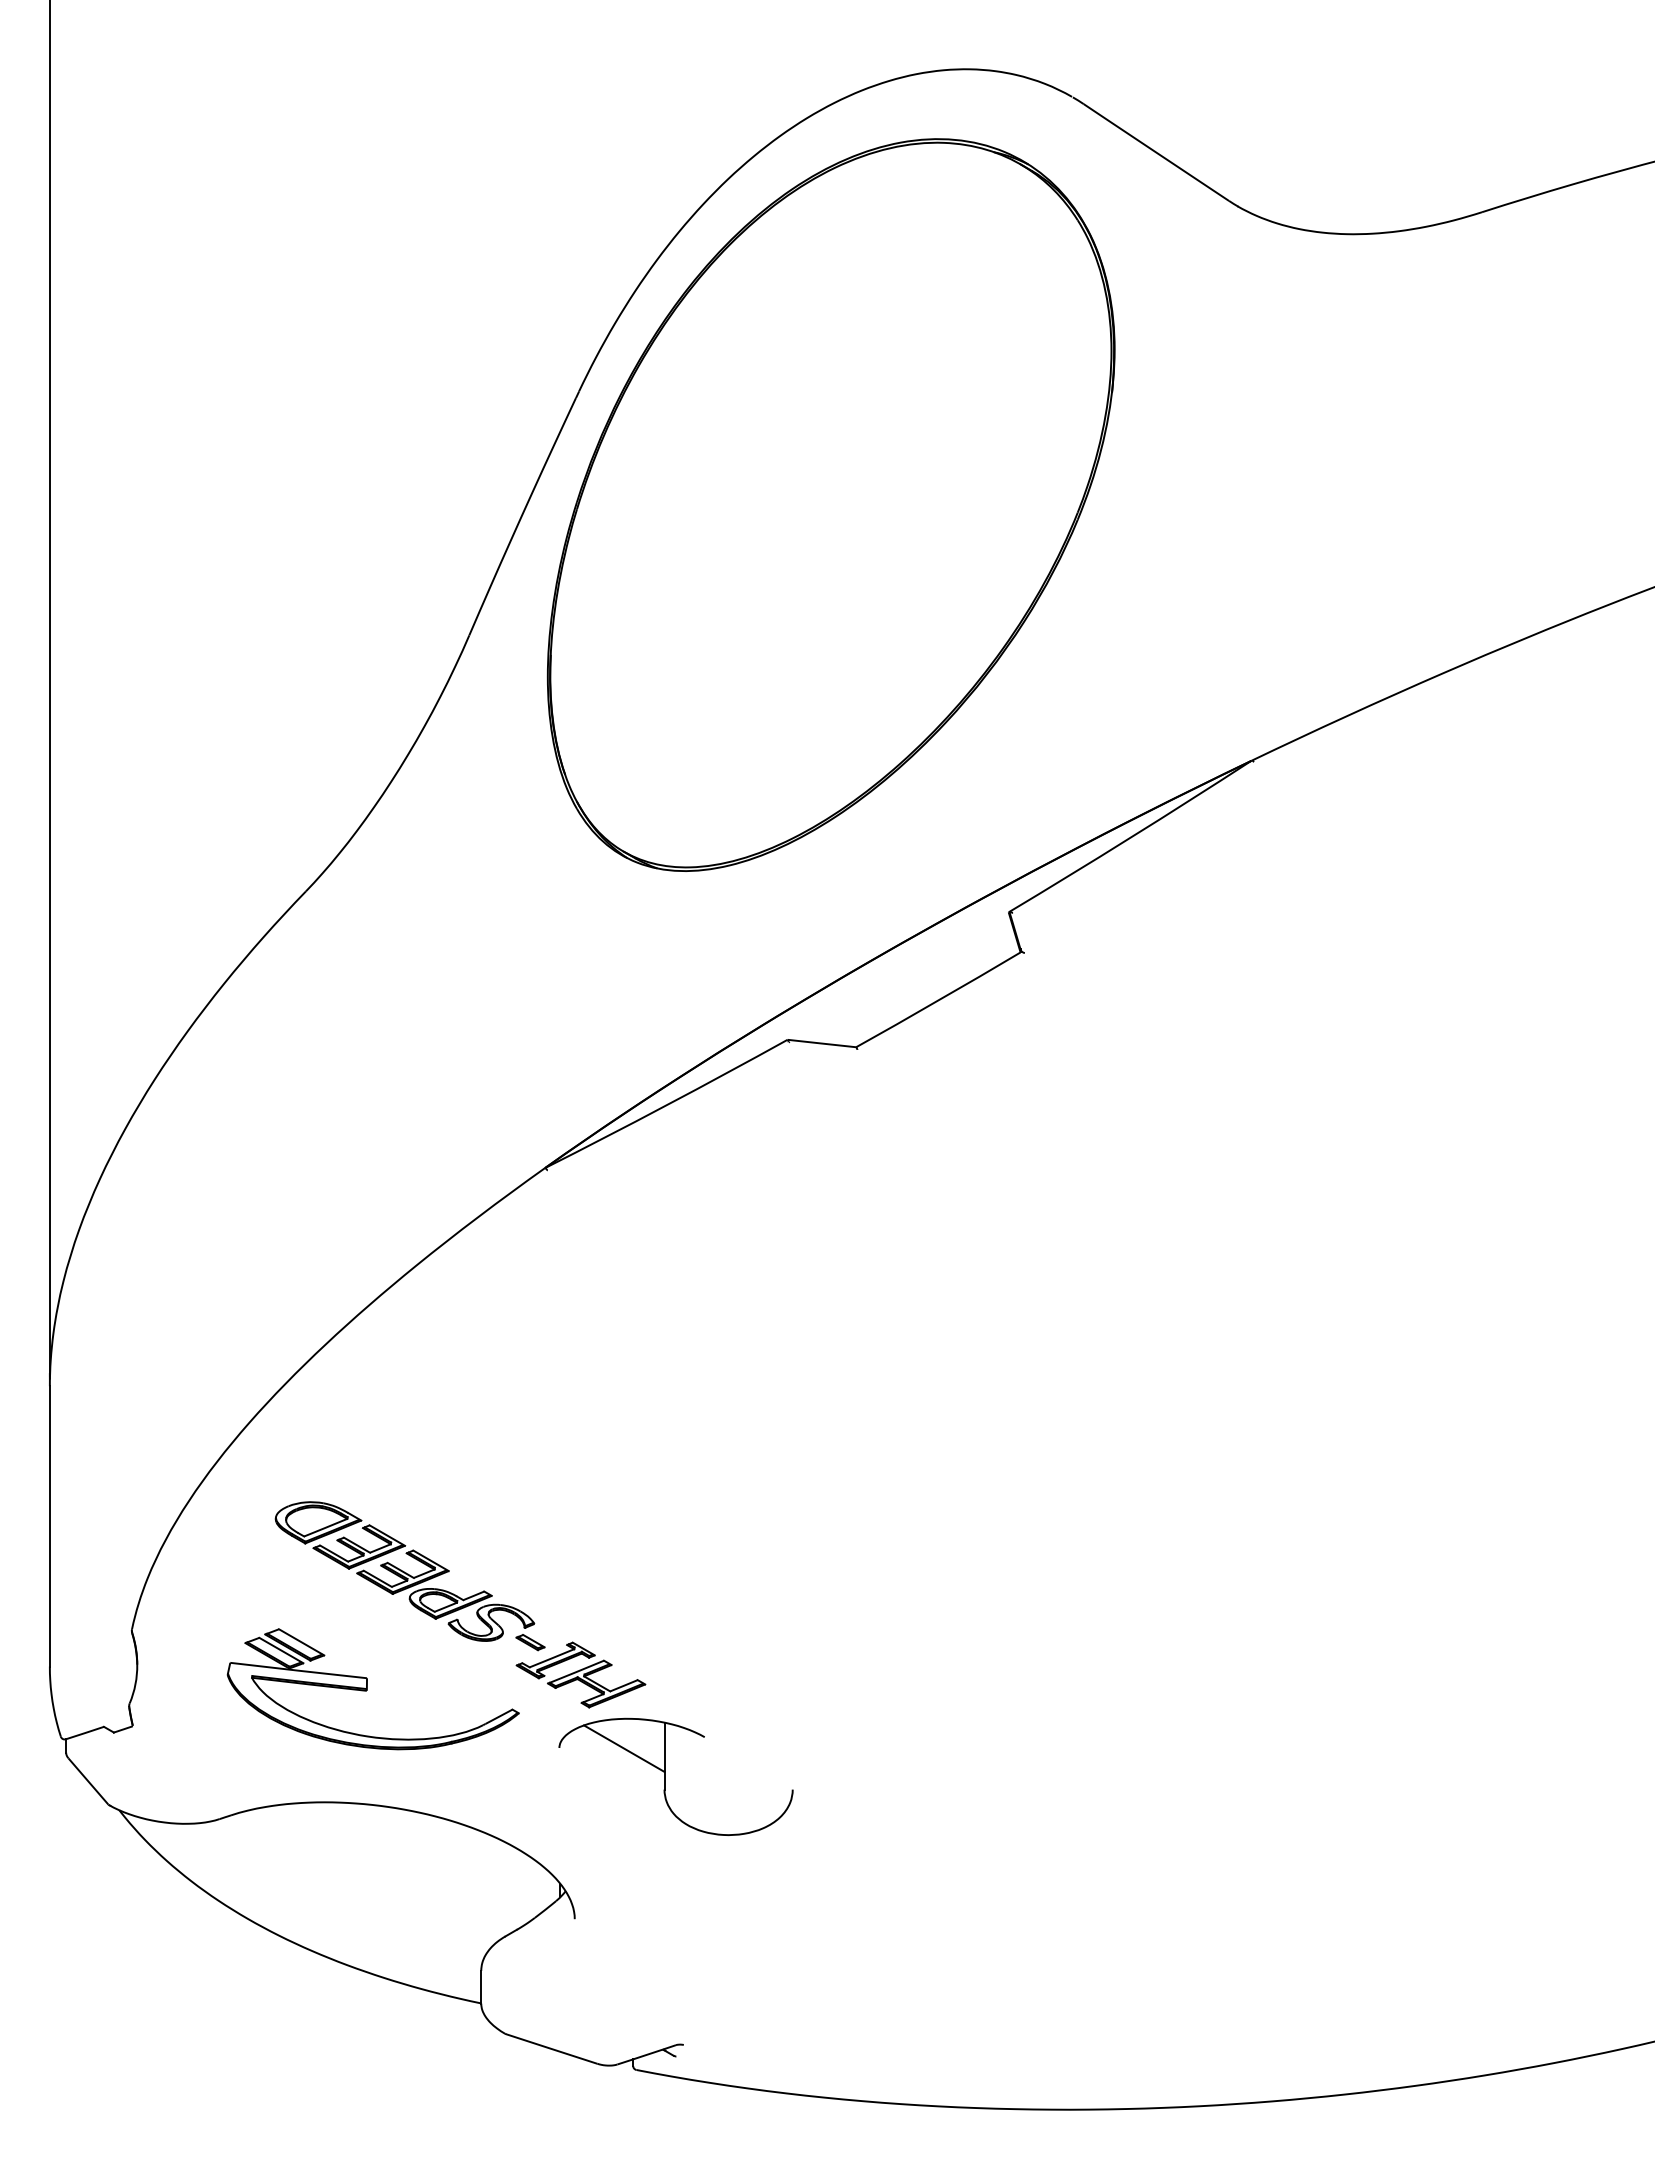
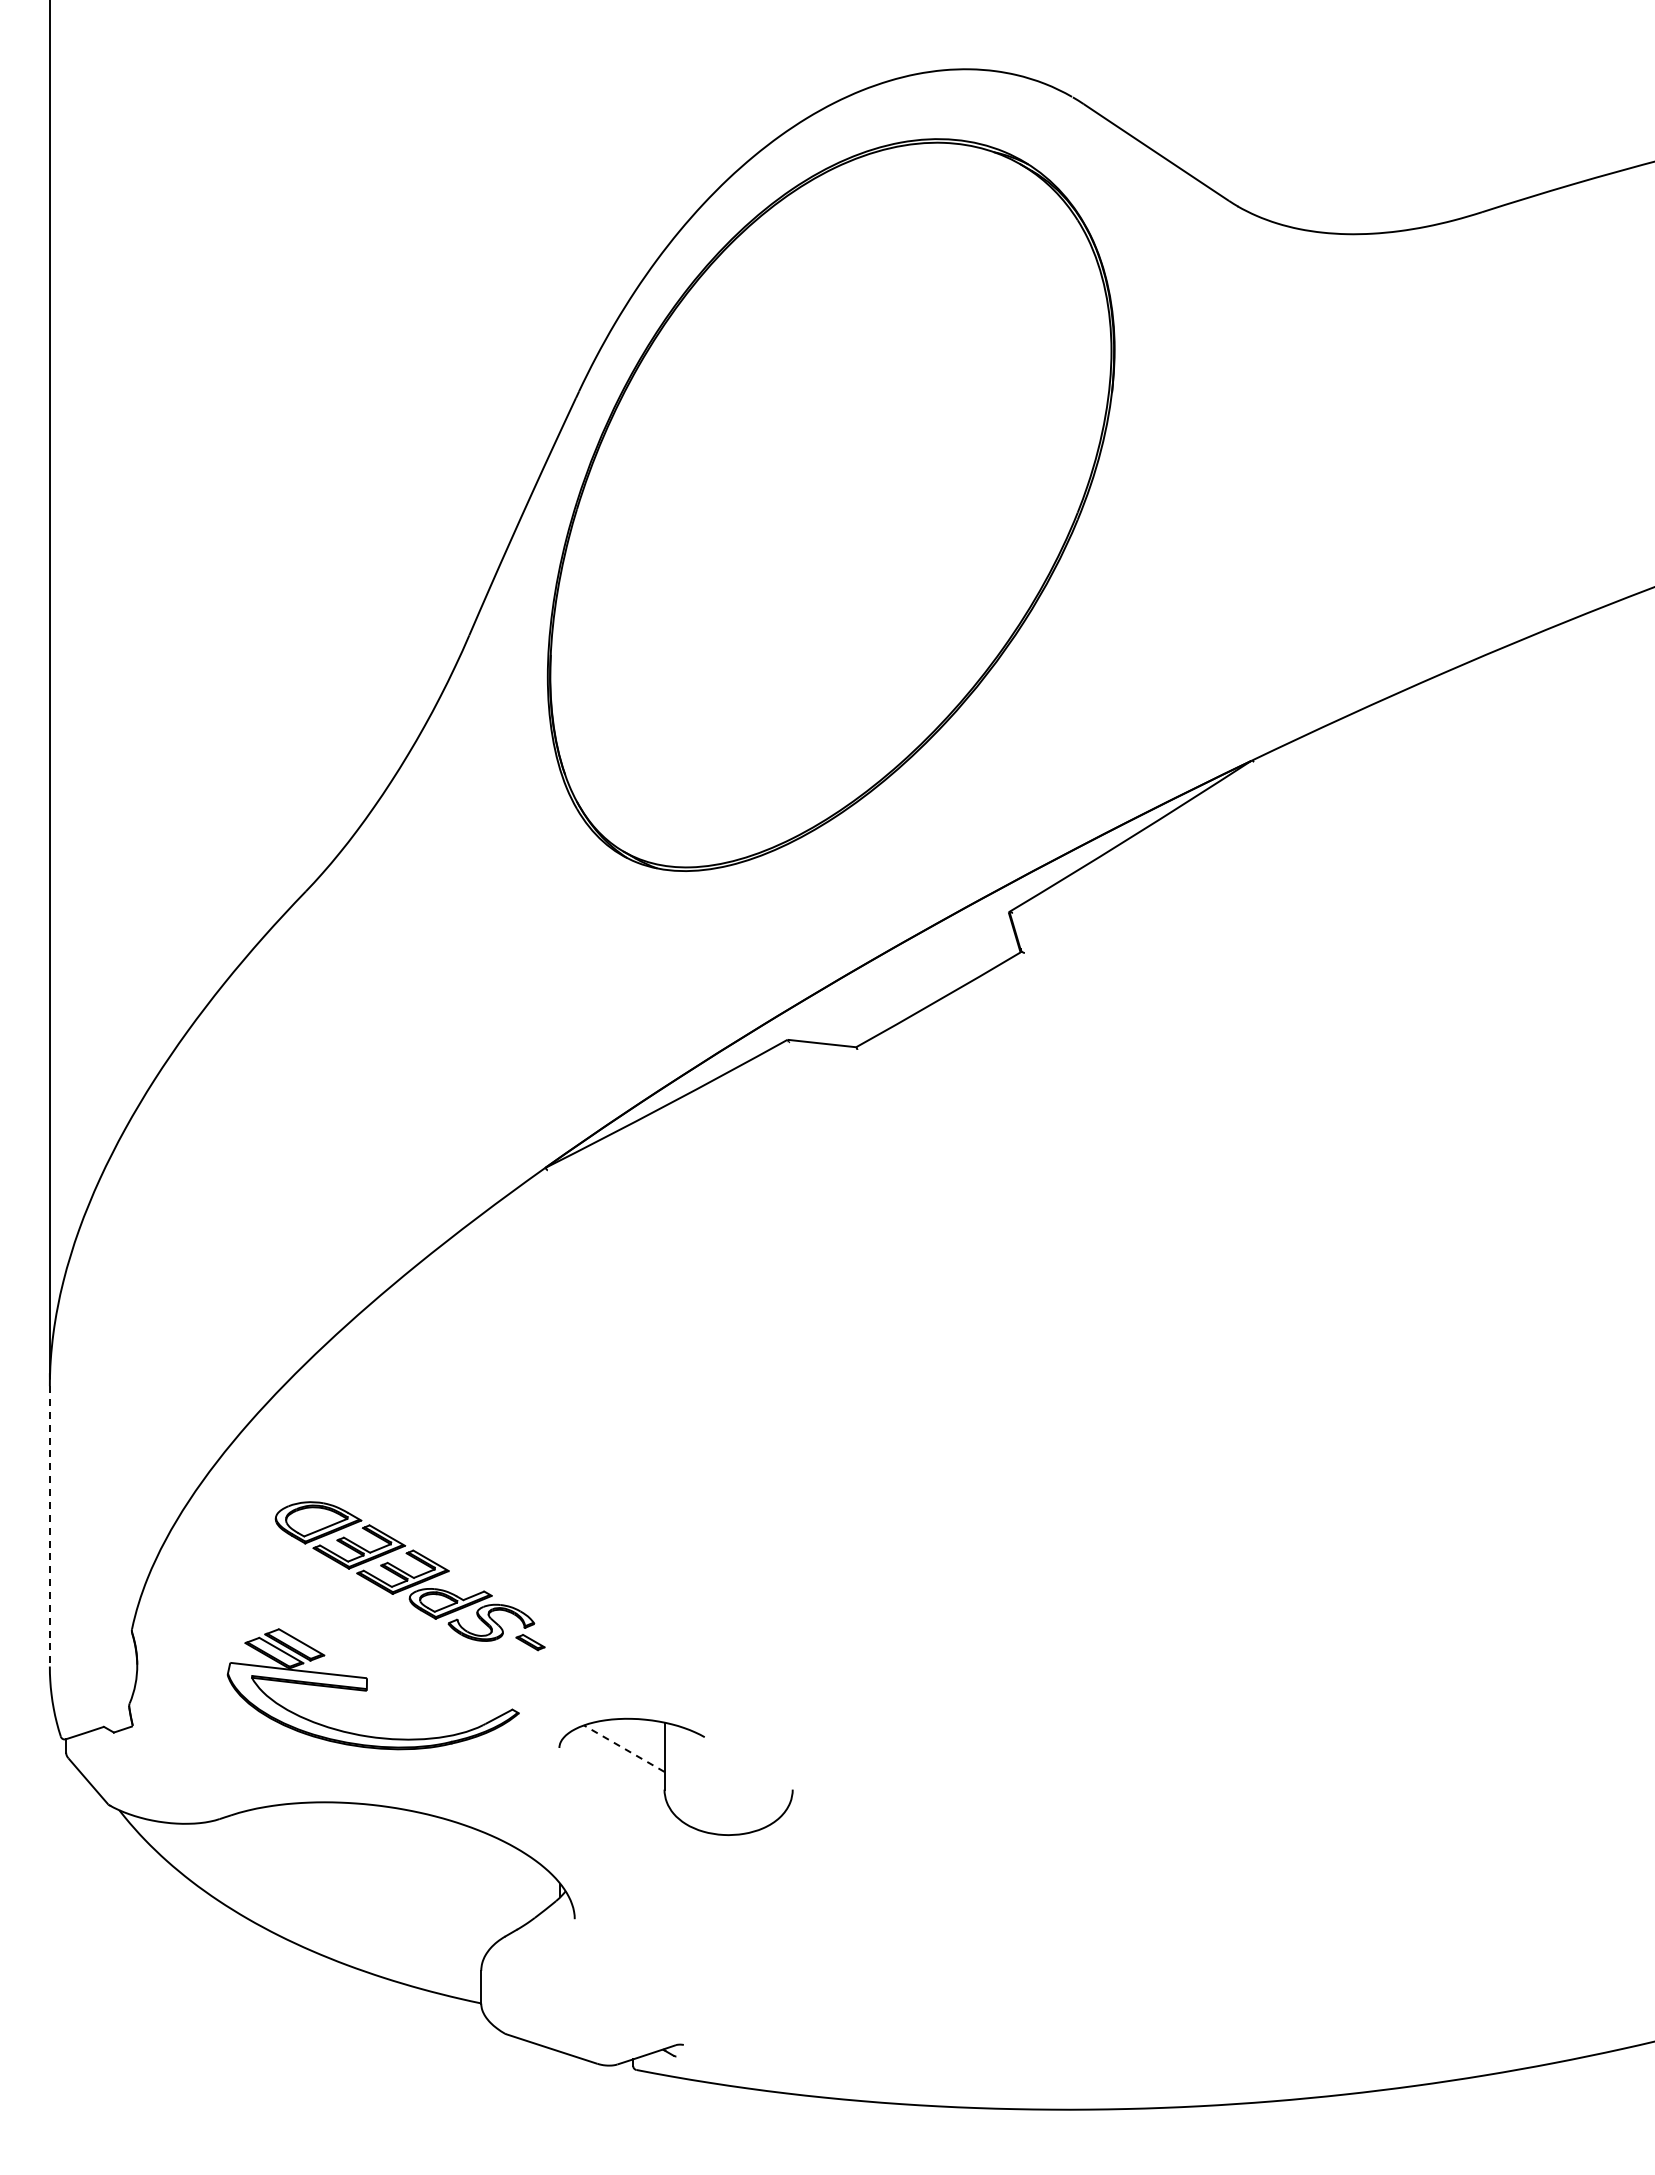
line: solid -> dashed (49, 1526)
part: present -> none (580, 1674)
line: solid -> dashed (623, 1748)
